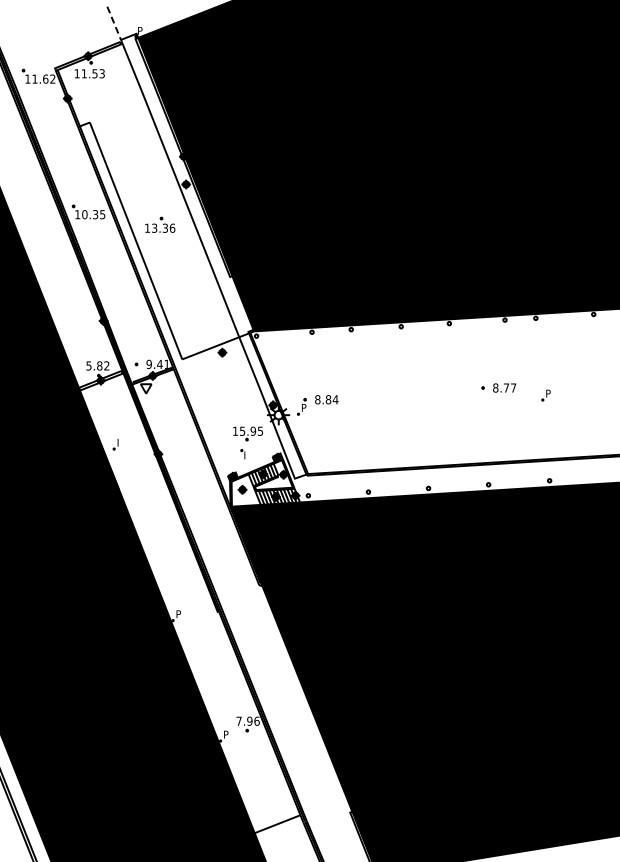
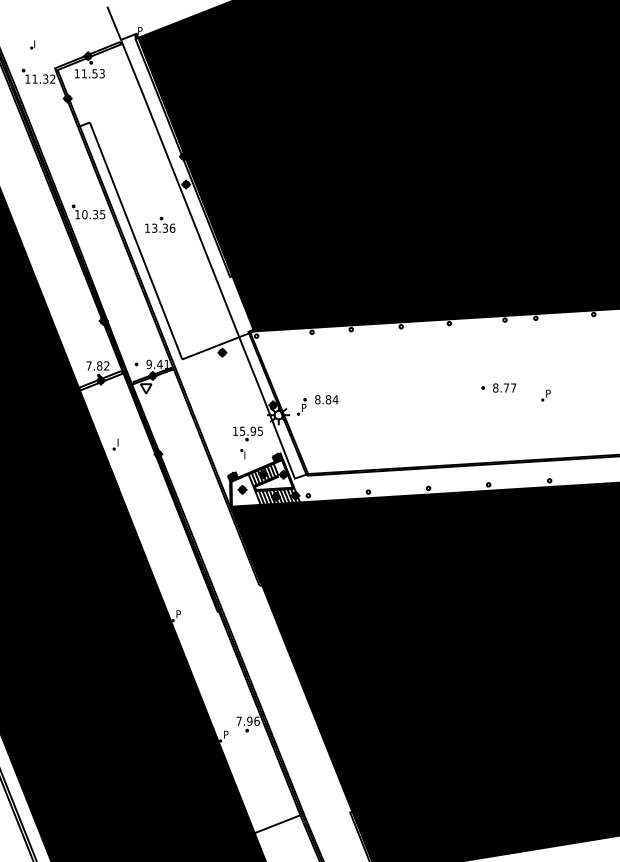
line: dashed -> solid (114, 23)
part: none -> present (32, 44)
text: 11.62 -> 11.32 (45, 78)
text: 5.82 -> 7.82 (88, 365)
